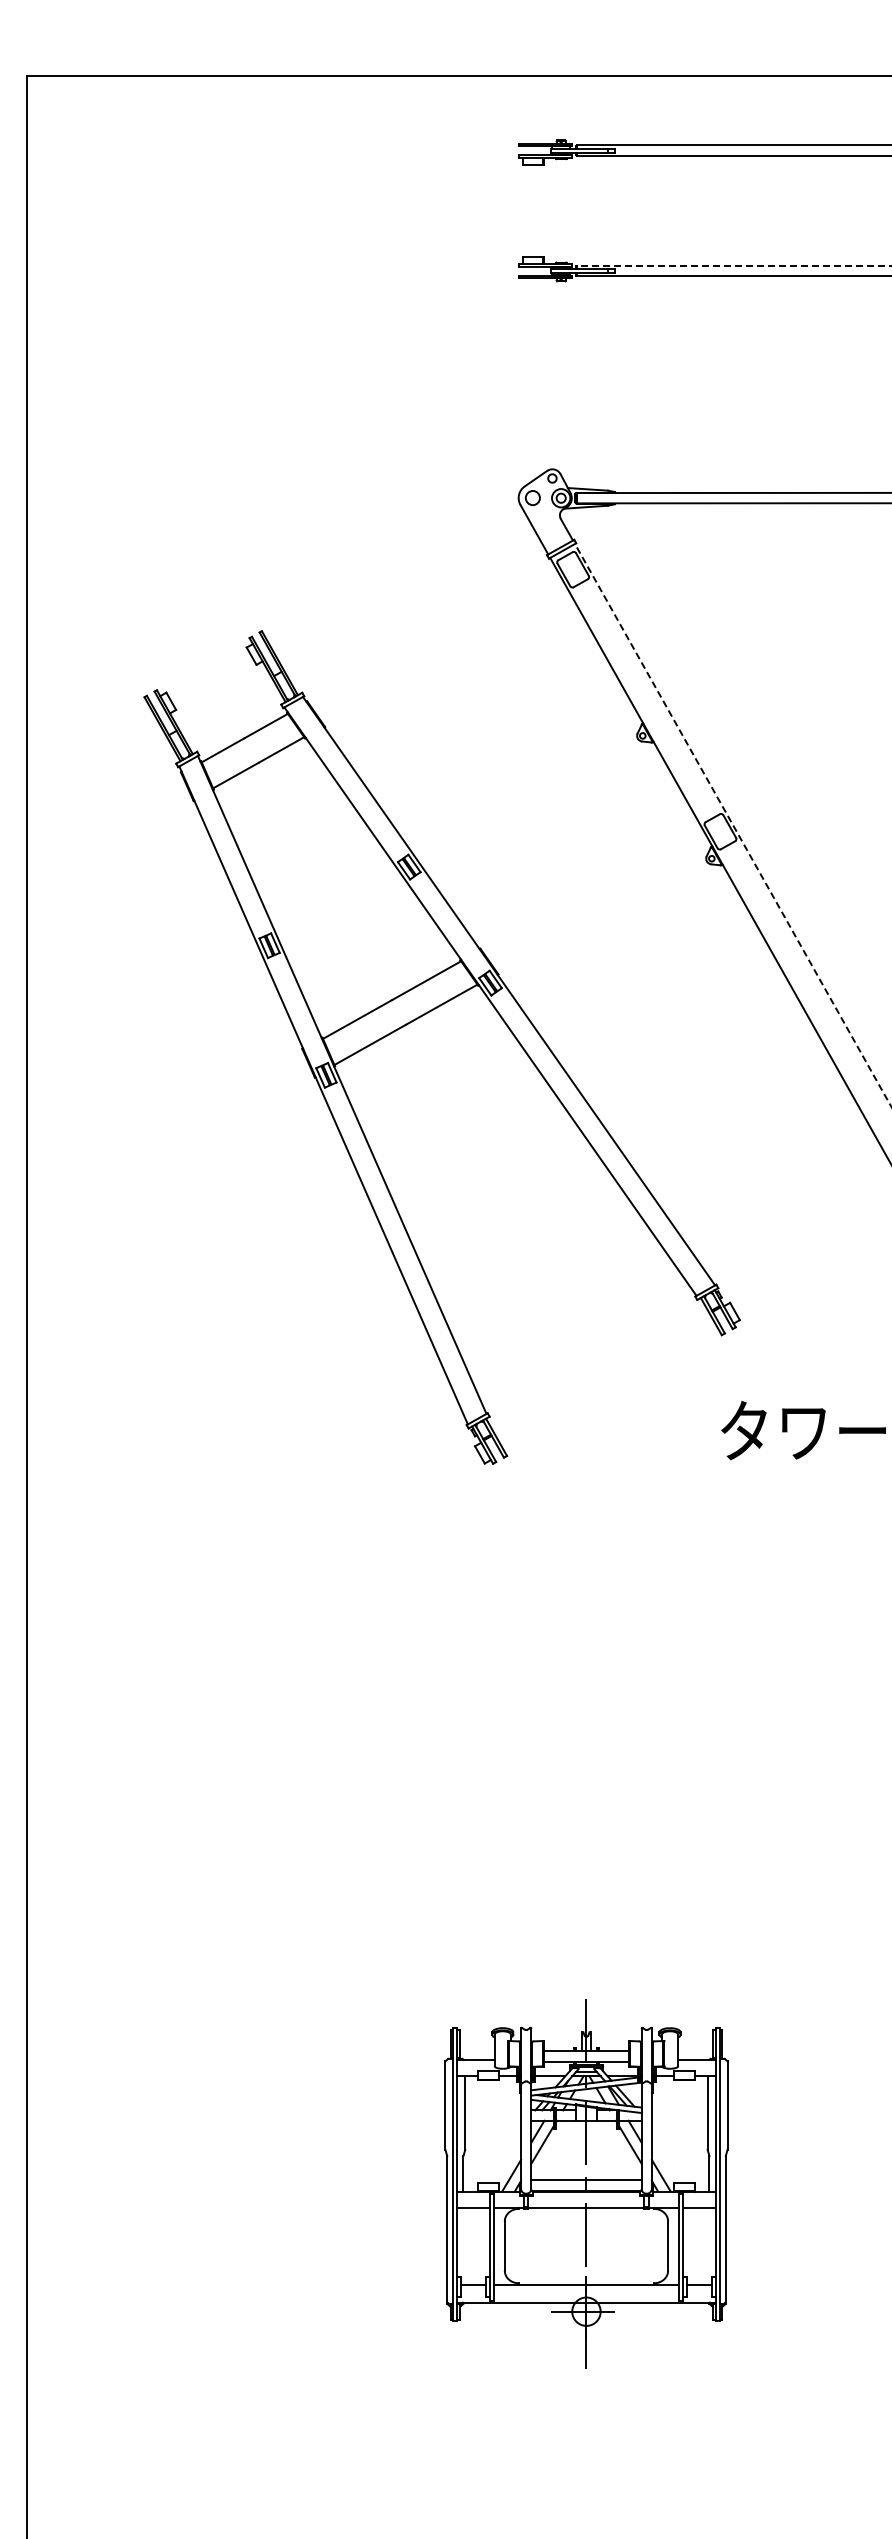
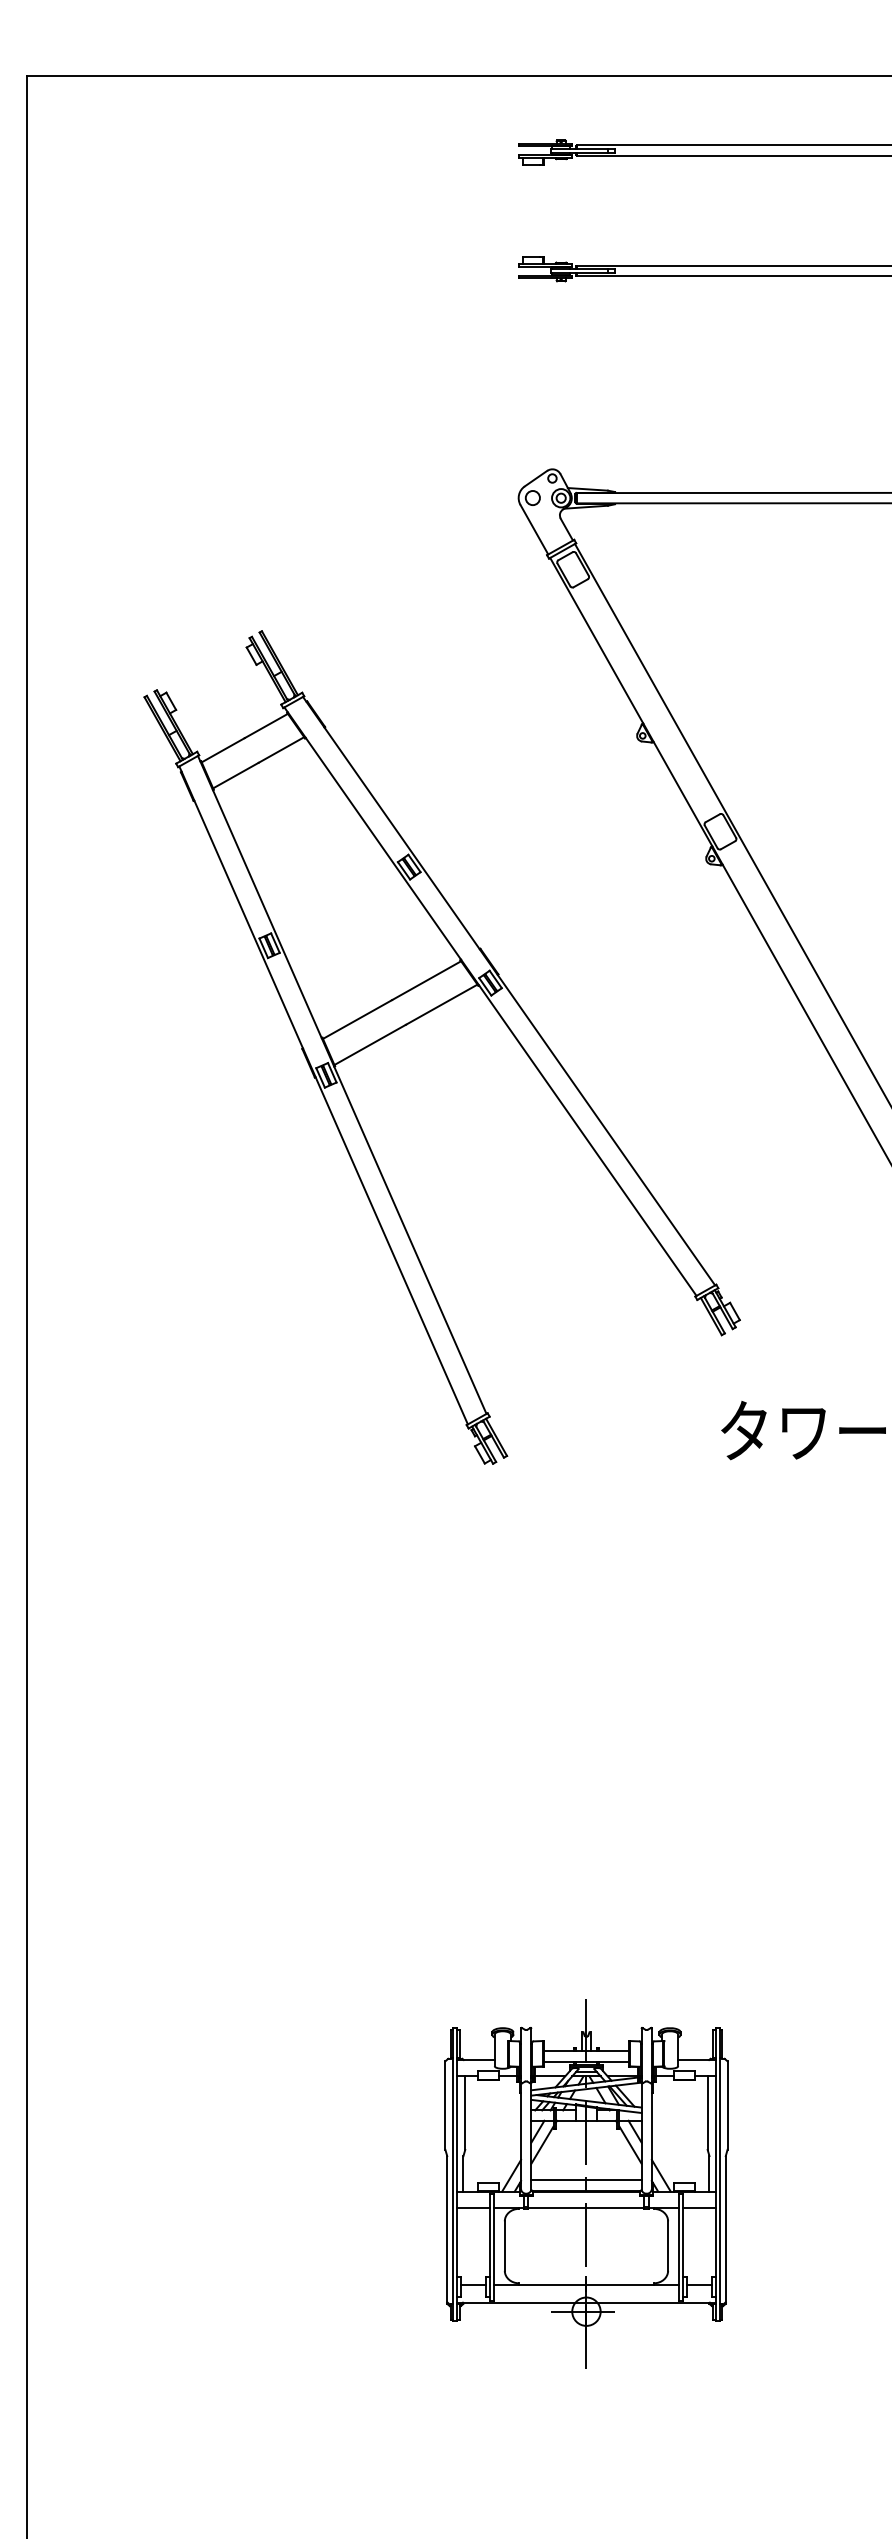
line: dashed -> solid (733, 265)
line: dashed -> solid (733, 825)
